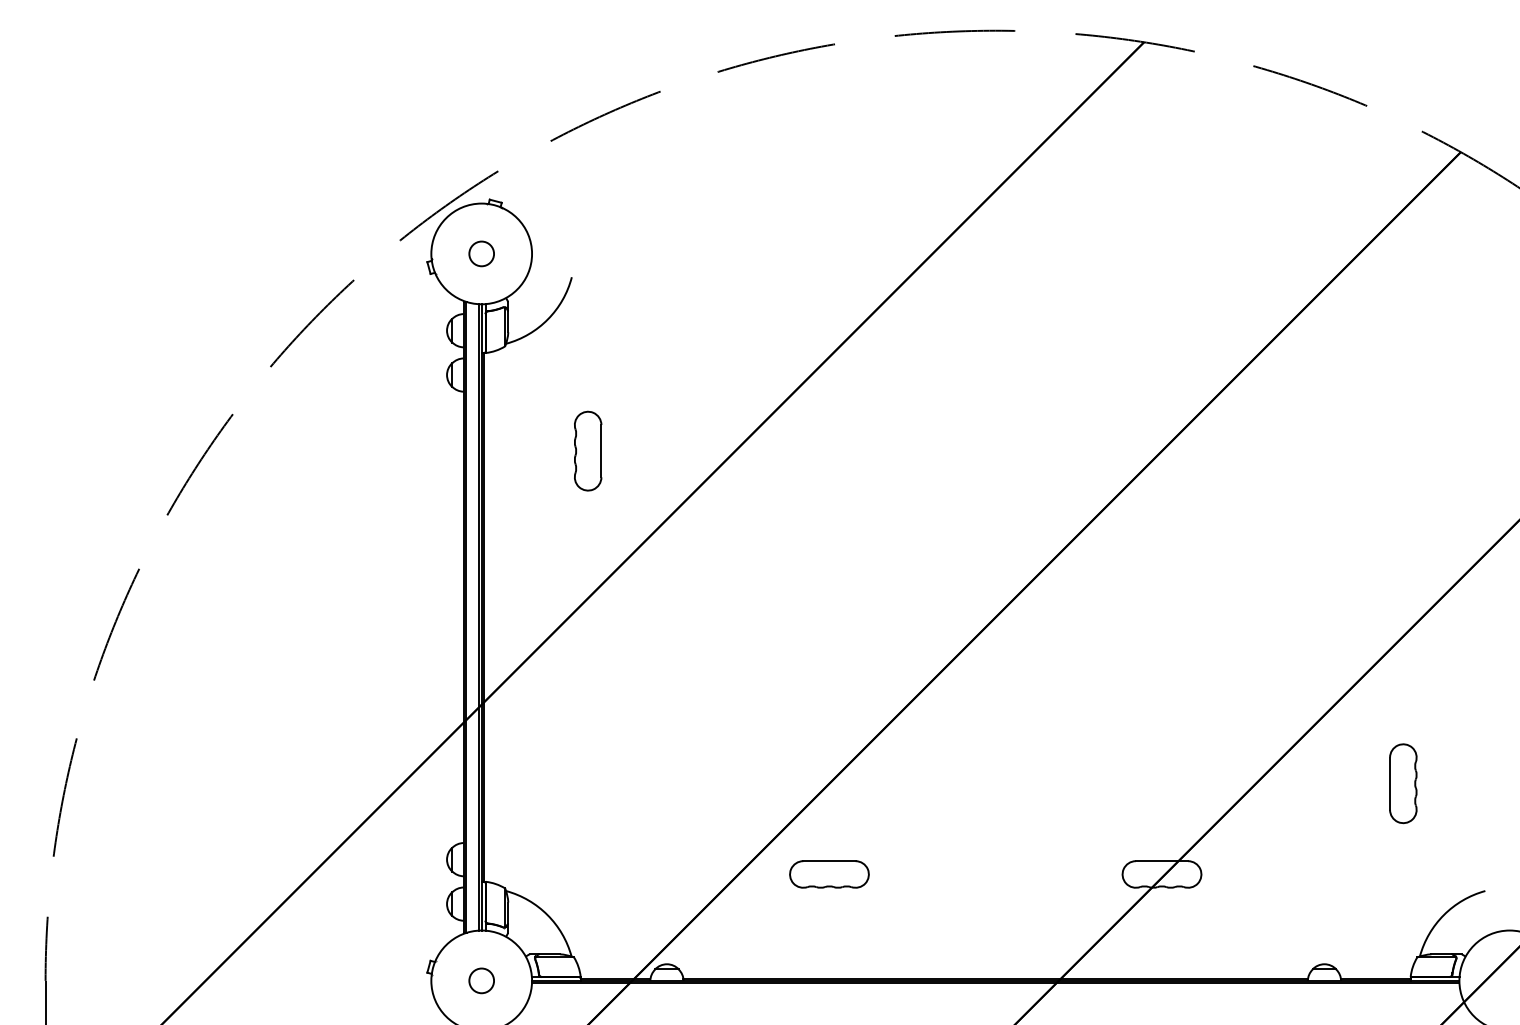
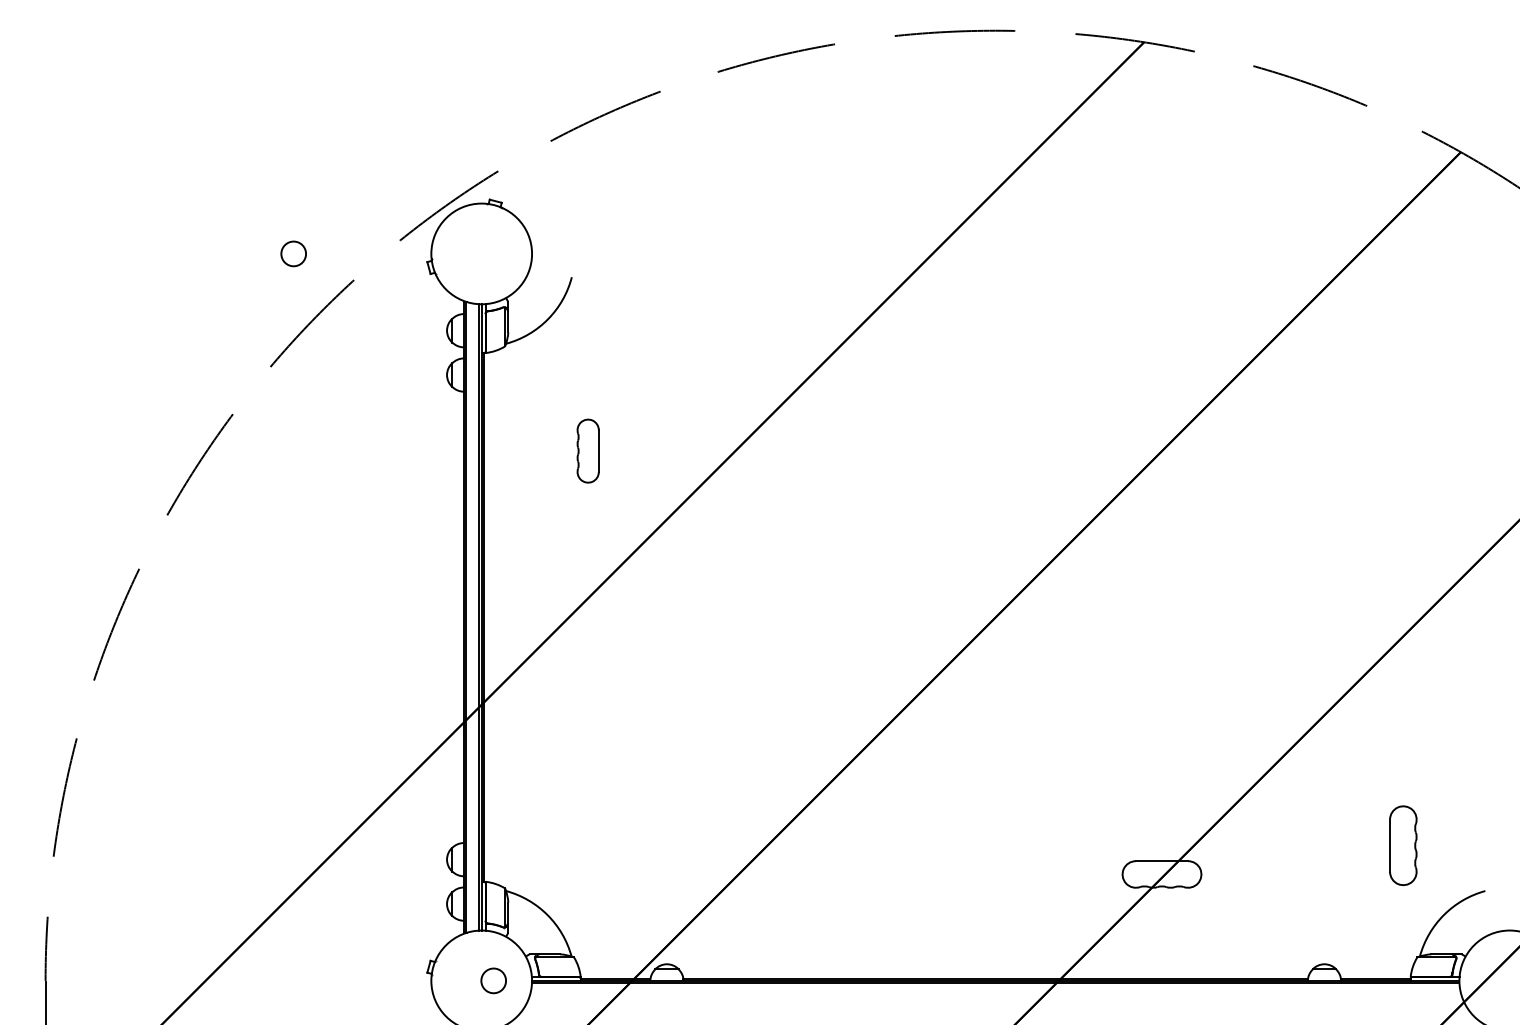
circle position: (481, 253) -> (293, 253) (293, 253)
part size: 29x82 px -> 24x66 px (587, 450)
part position: (1403, 783) -> (1403, 845) (1403, 845)
part: present -> none (829, 874)
circle position: (481, 980) -> (493, 980) (493, 980)
